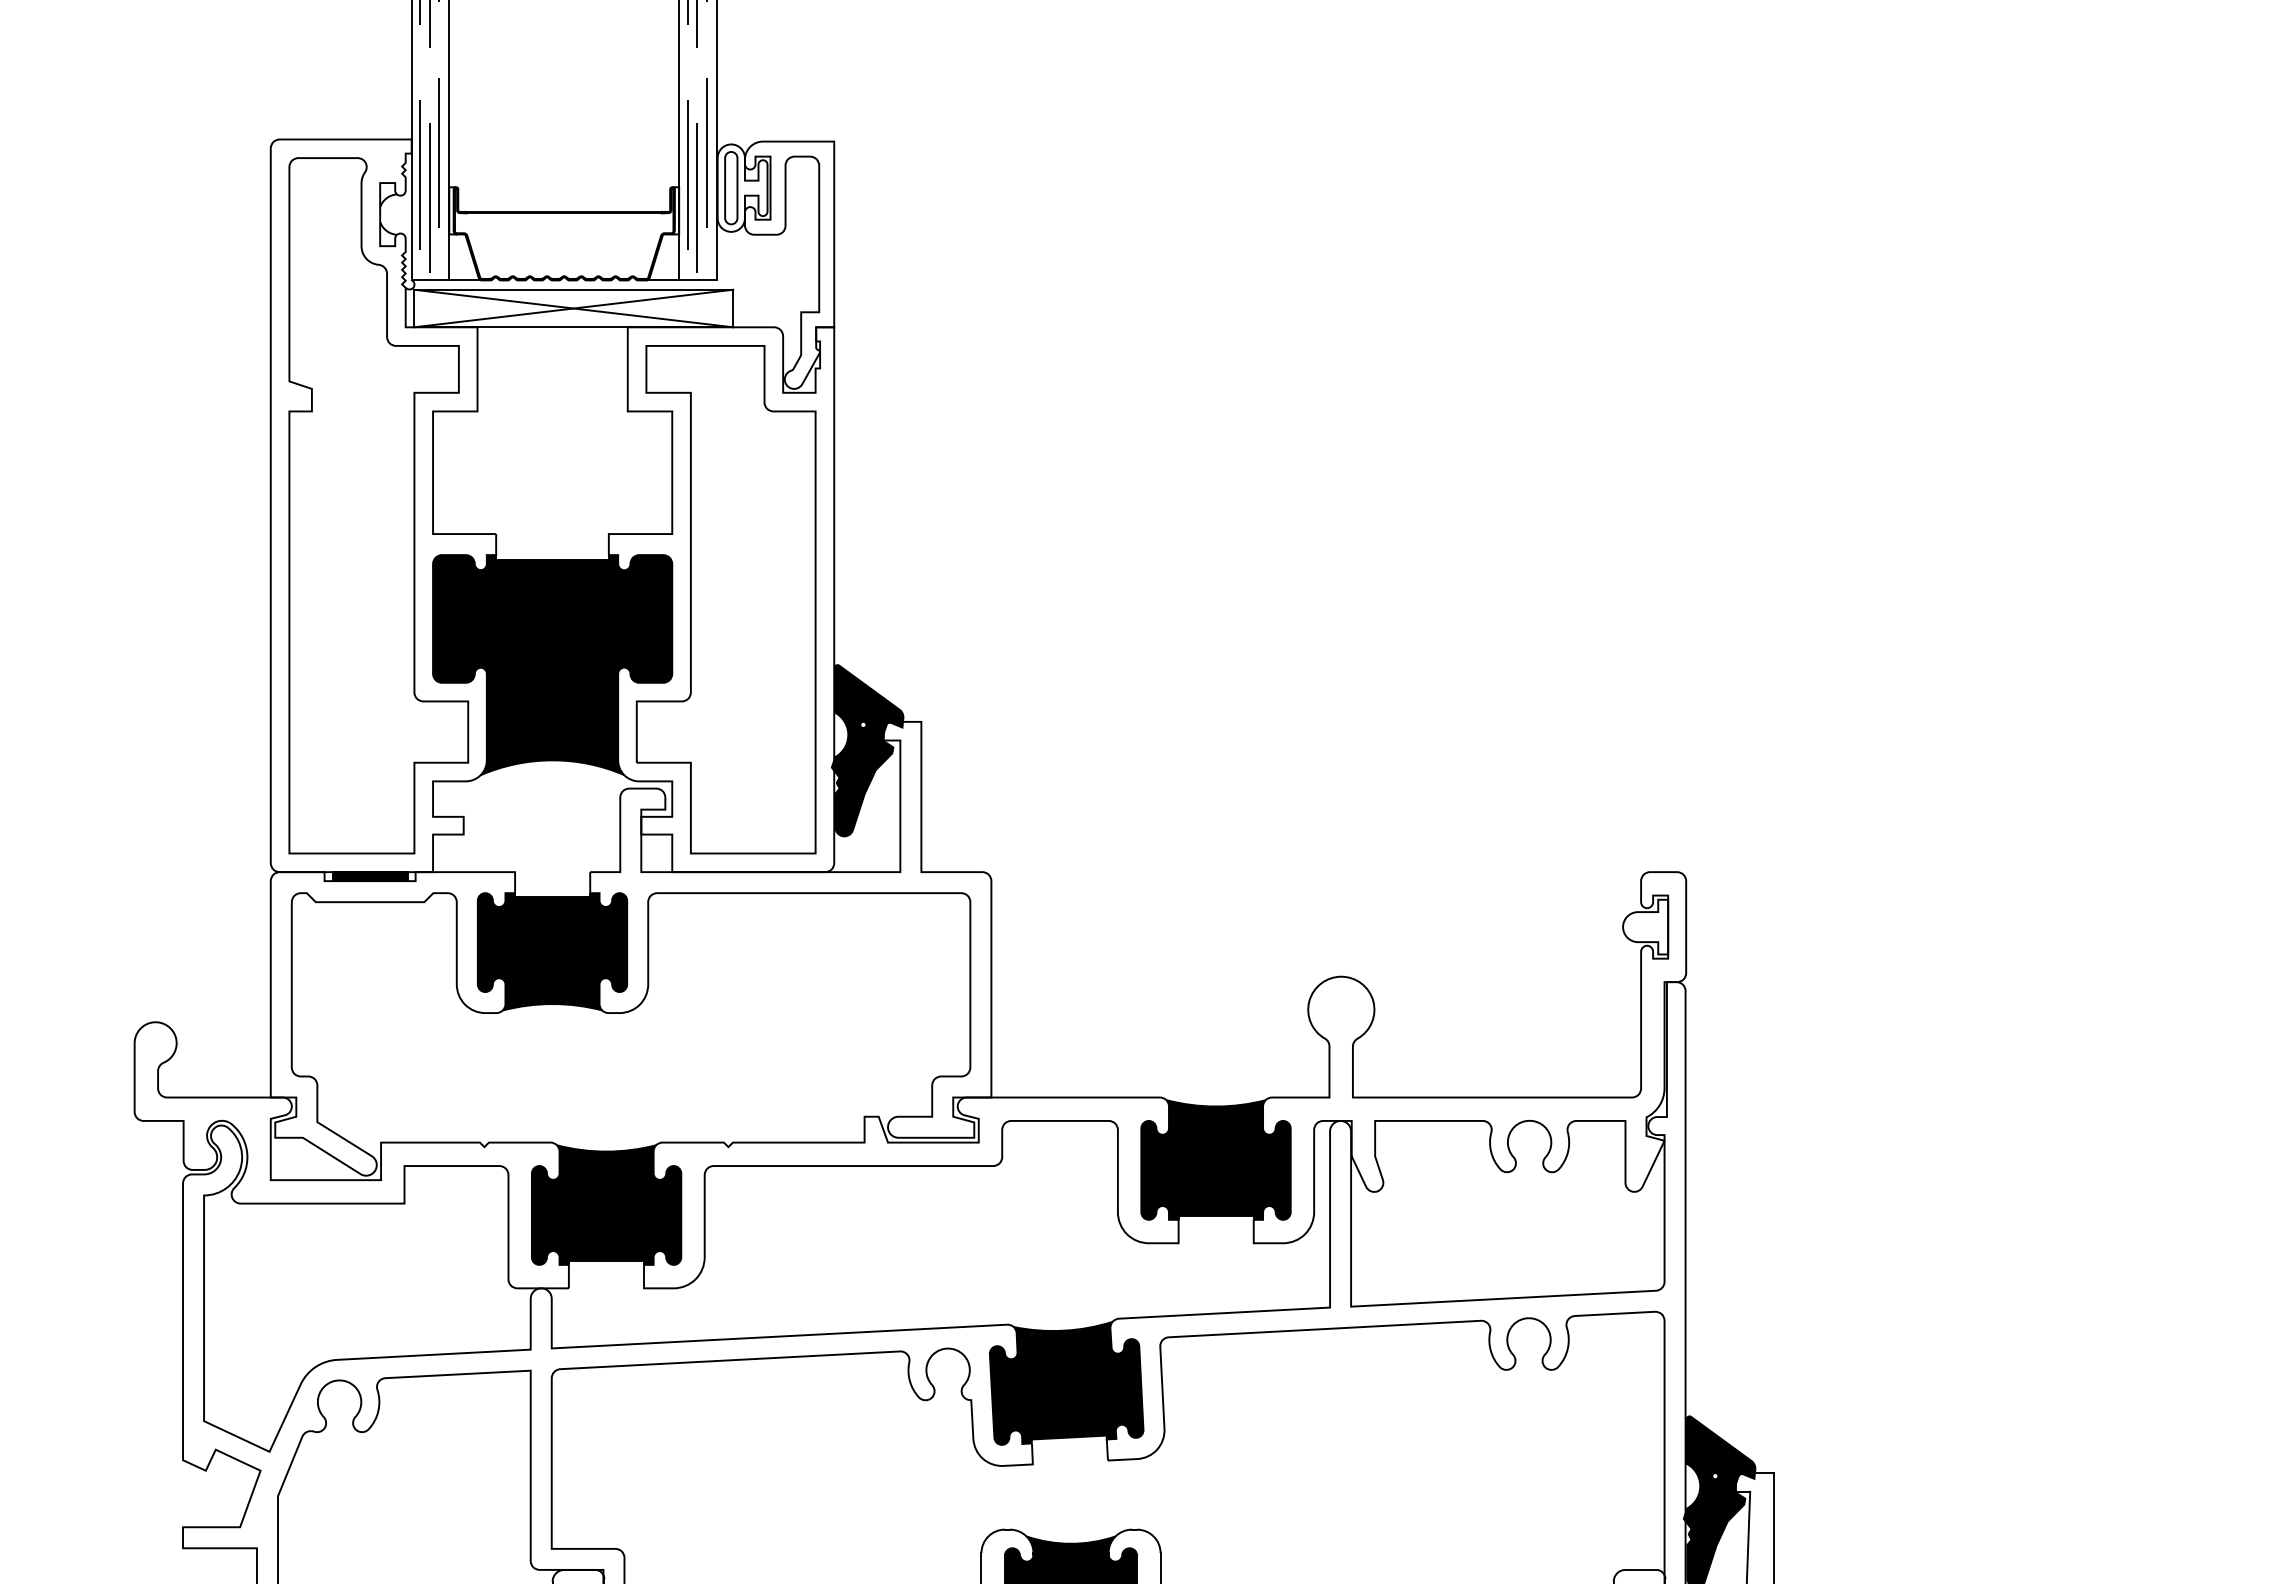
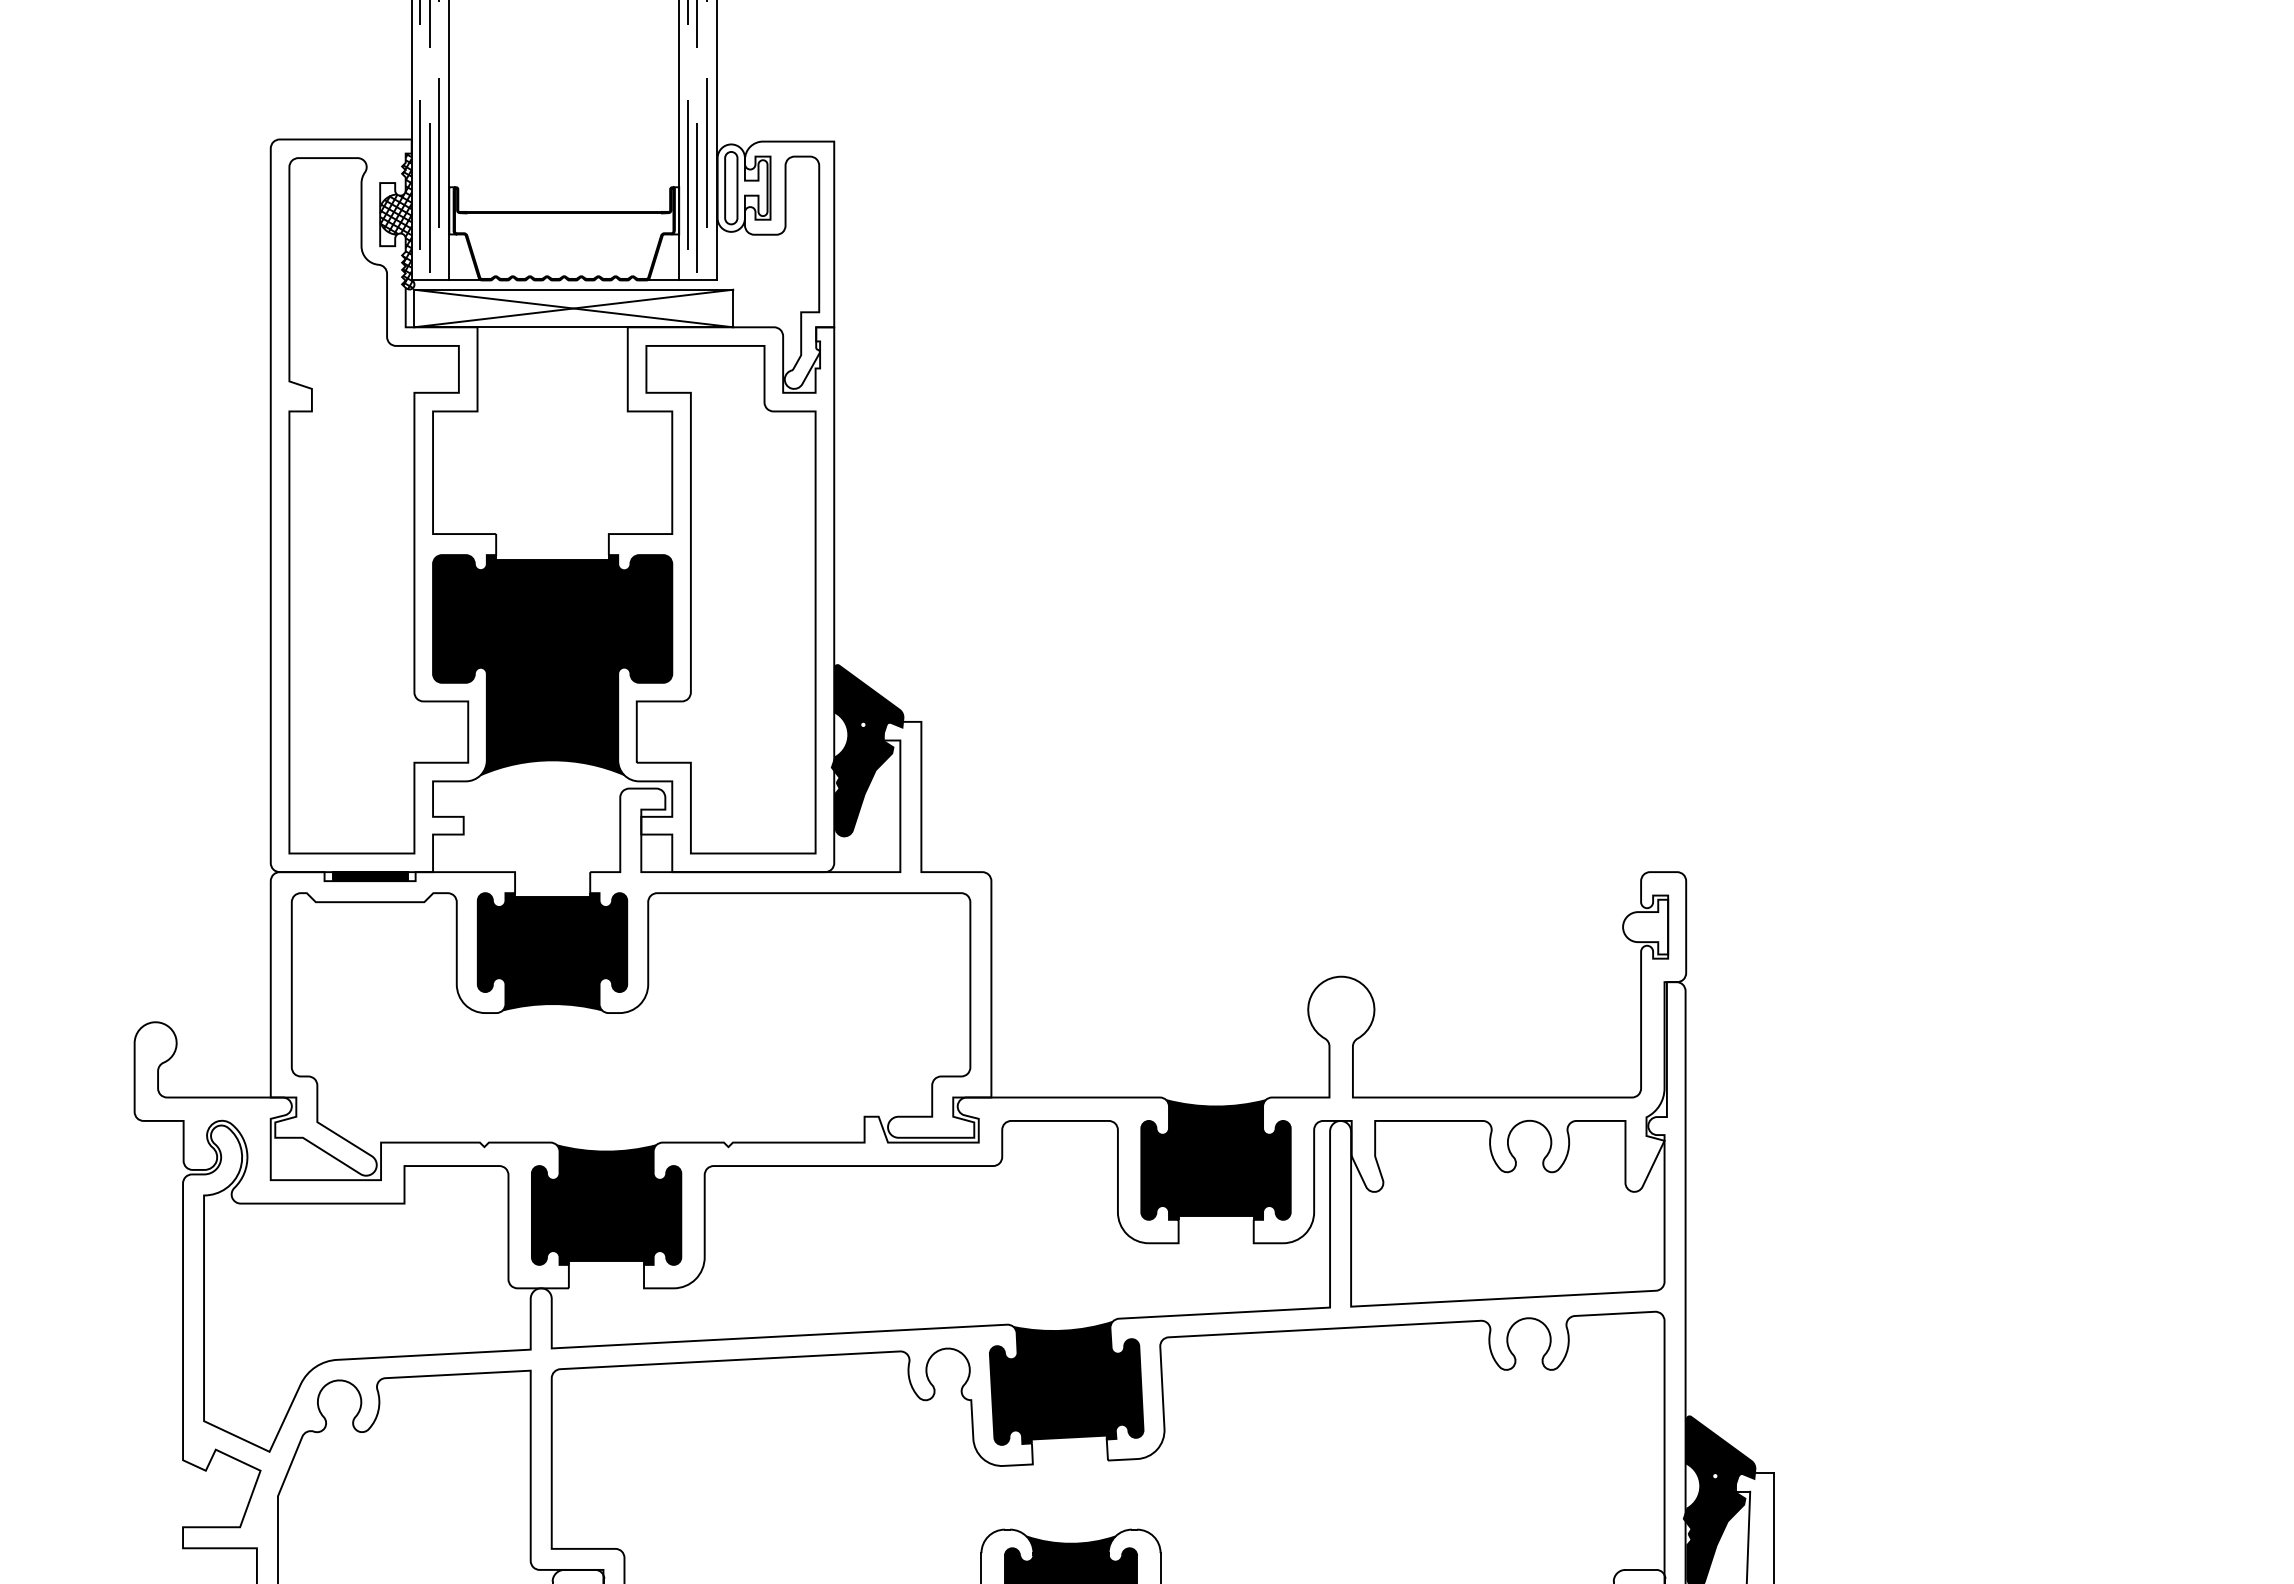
hatch: none -> present (396, 221)
